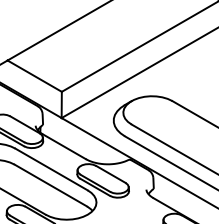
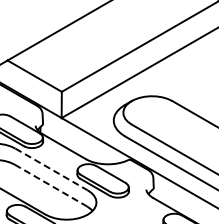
line: solid -> dashed (51, 169)
line: solid -> dashed (50, 185)
